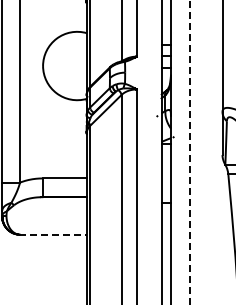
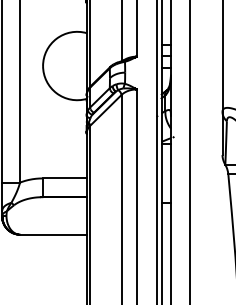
line: none -> present (156, 151)
line: dashed -> solid (189, 151)
line: dashed -> solid (53, 234)
